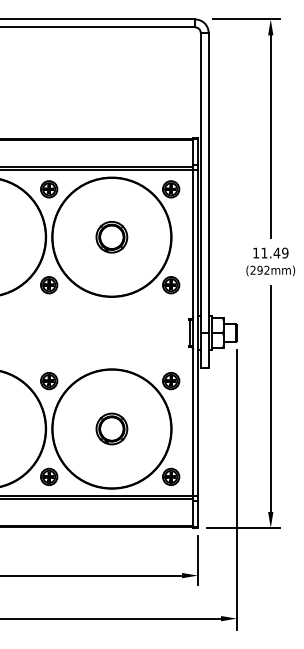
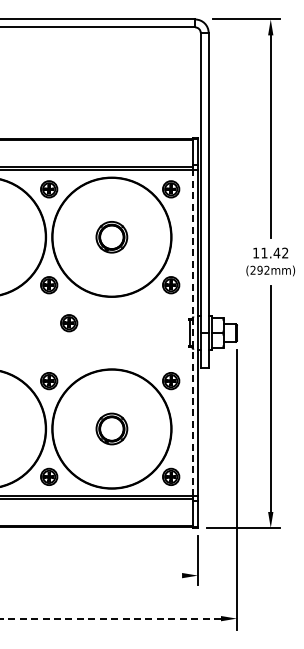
text: 11.49 -> 11.42 (285, 252)
part: none -> present (69, 323)
line: solid -> dashed (193, 332)
line: present -> none (94, 575)
line: solid -> dashed (110, 618)
